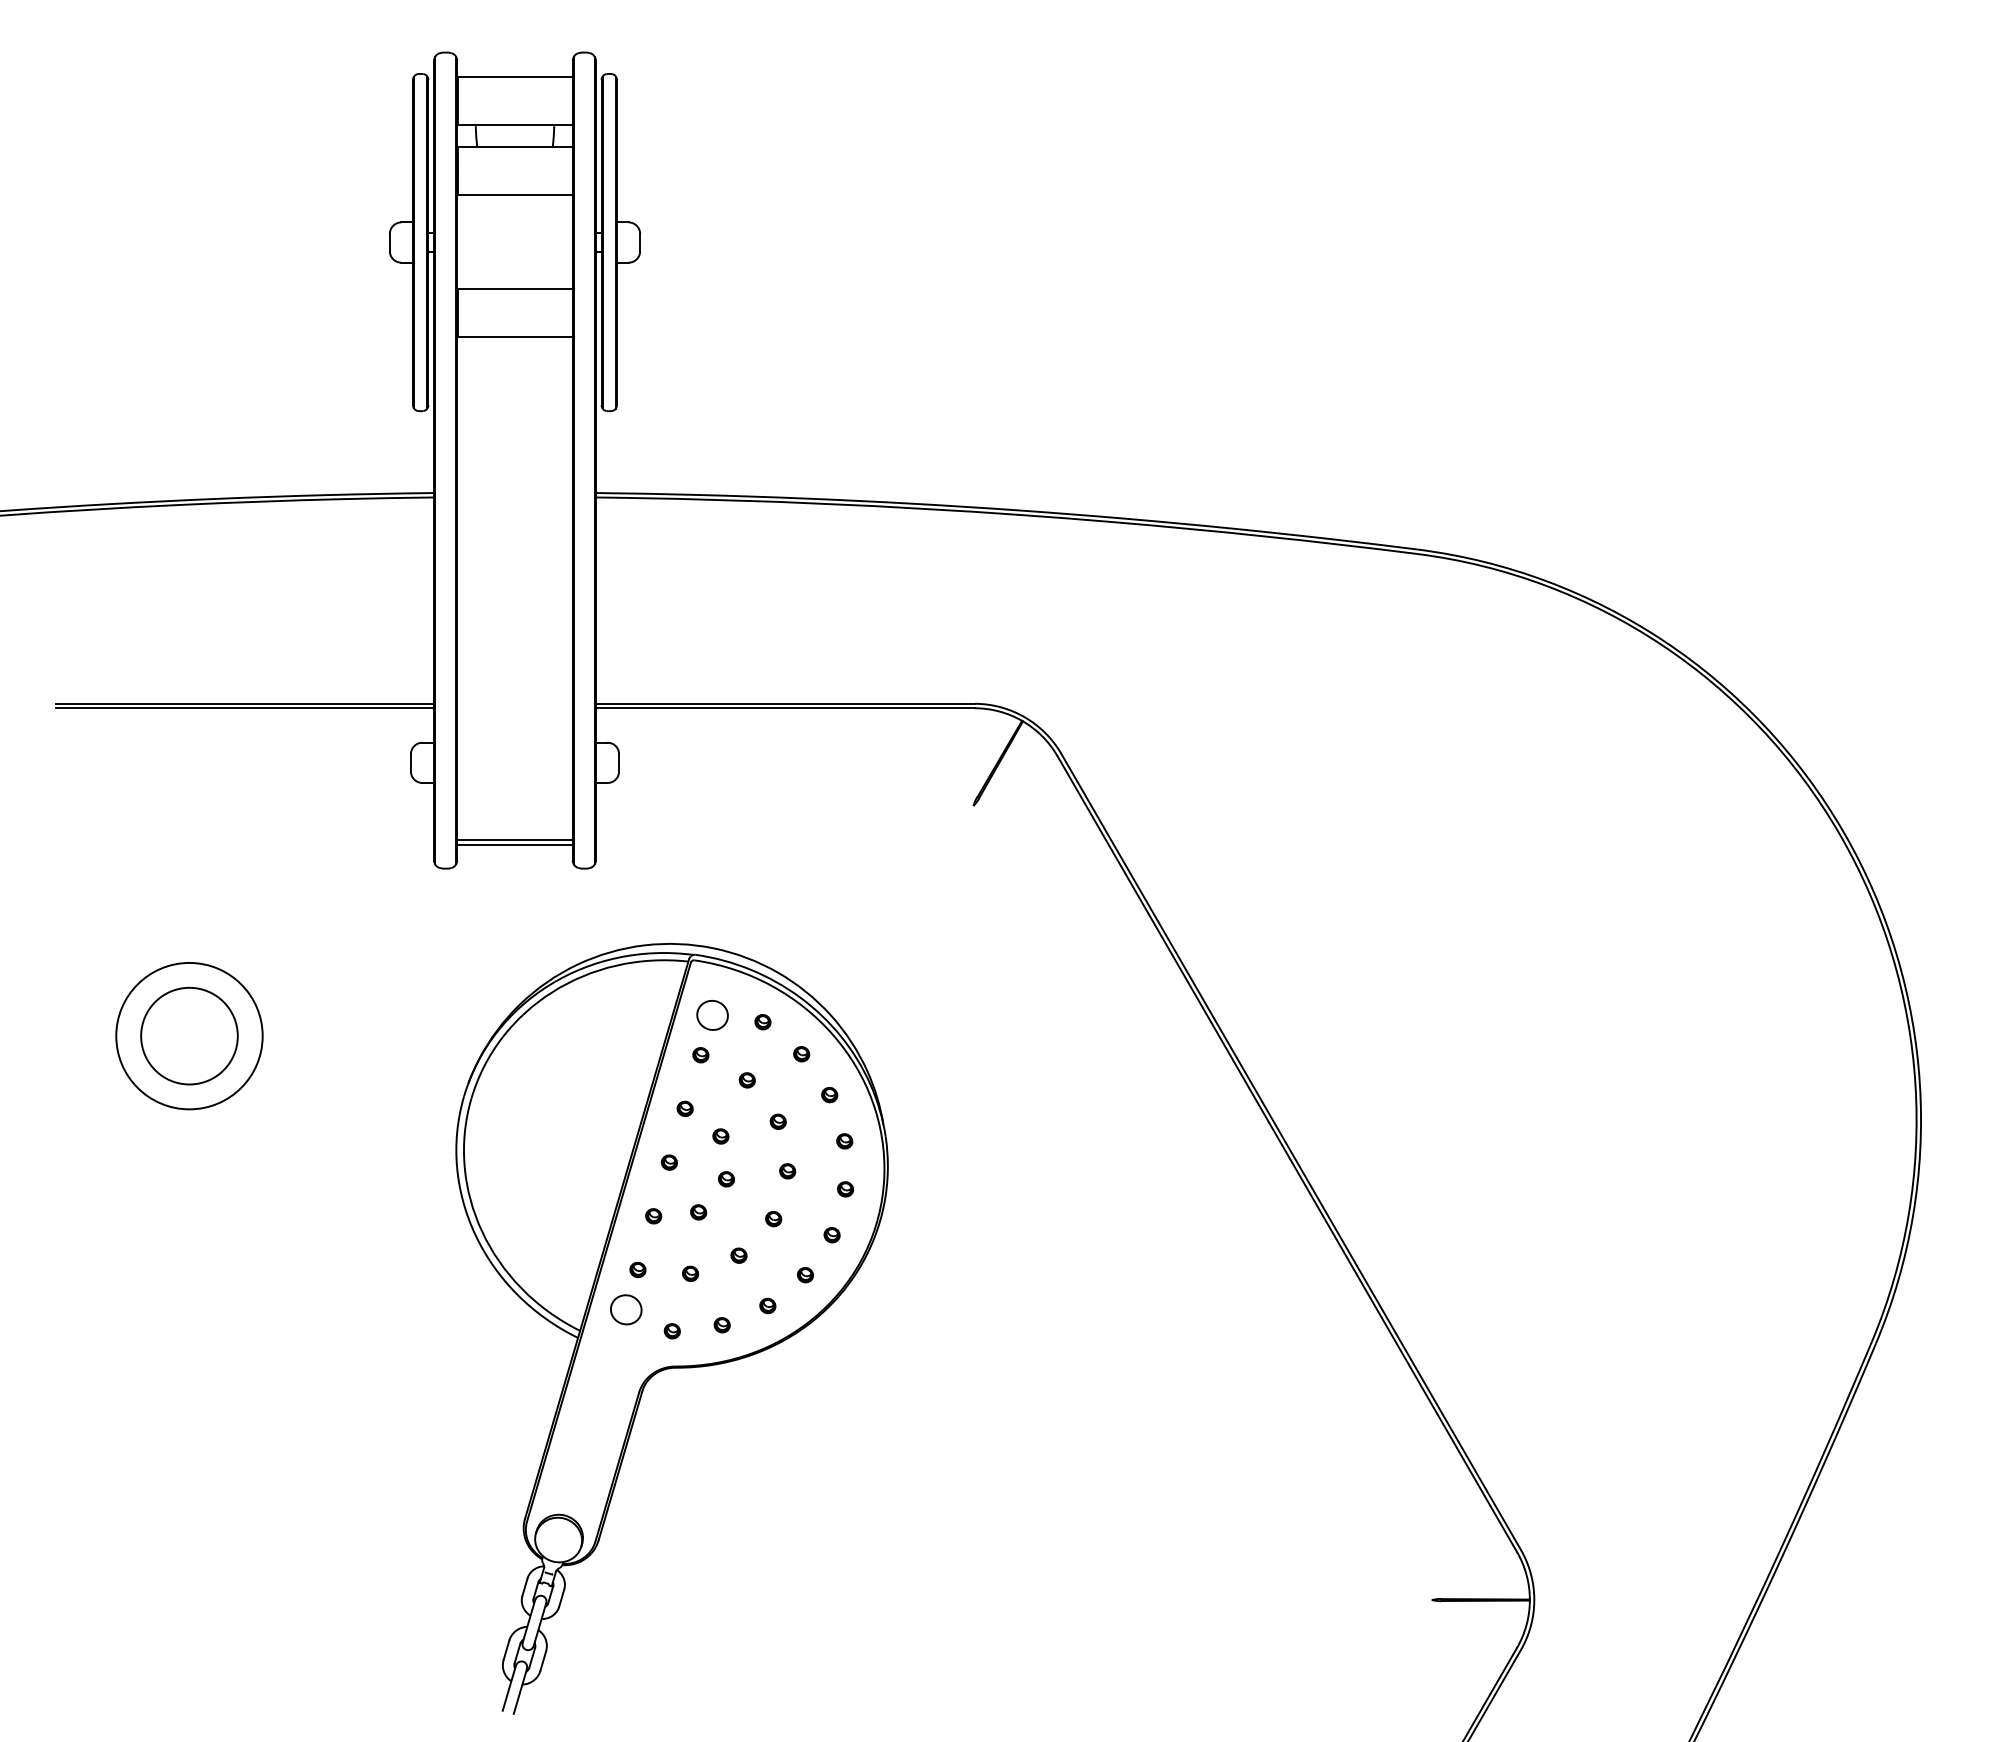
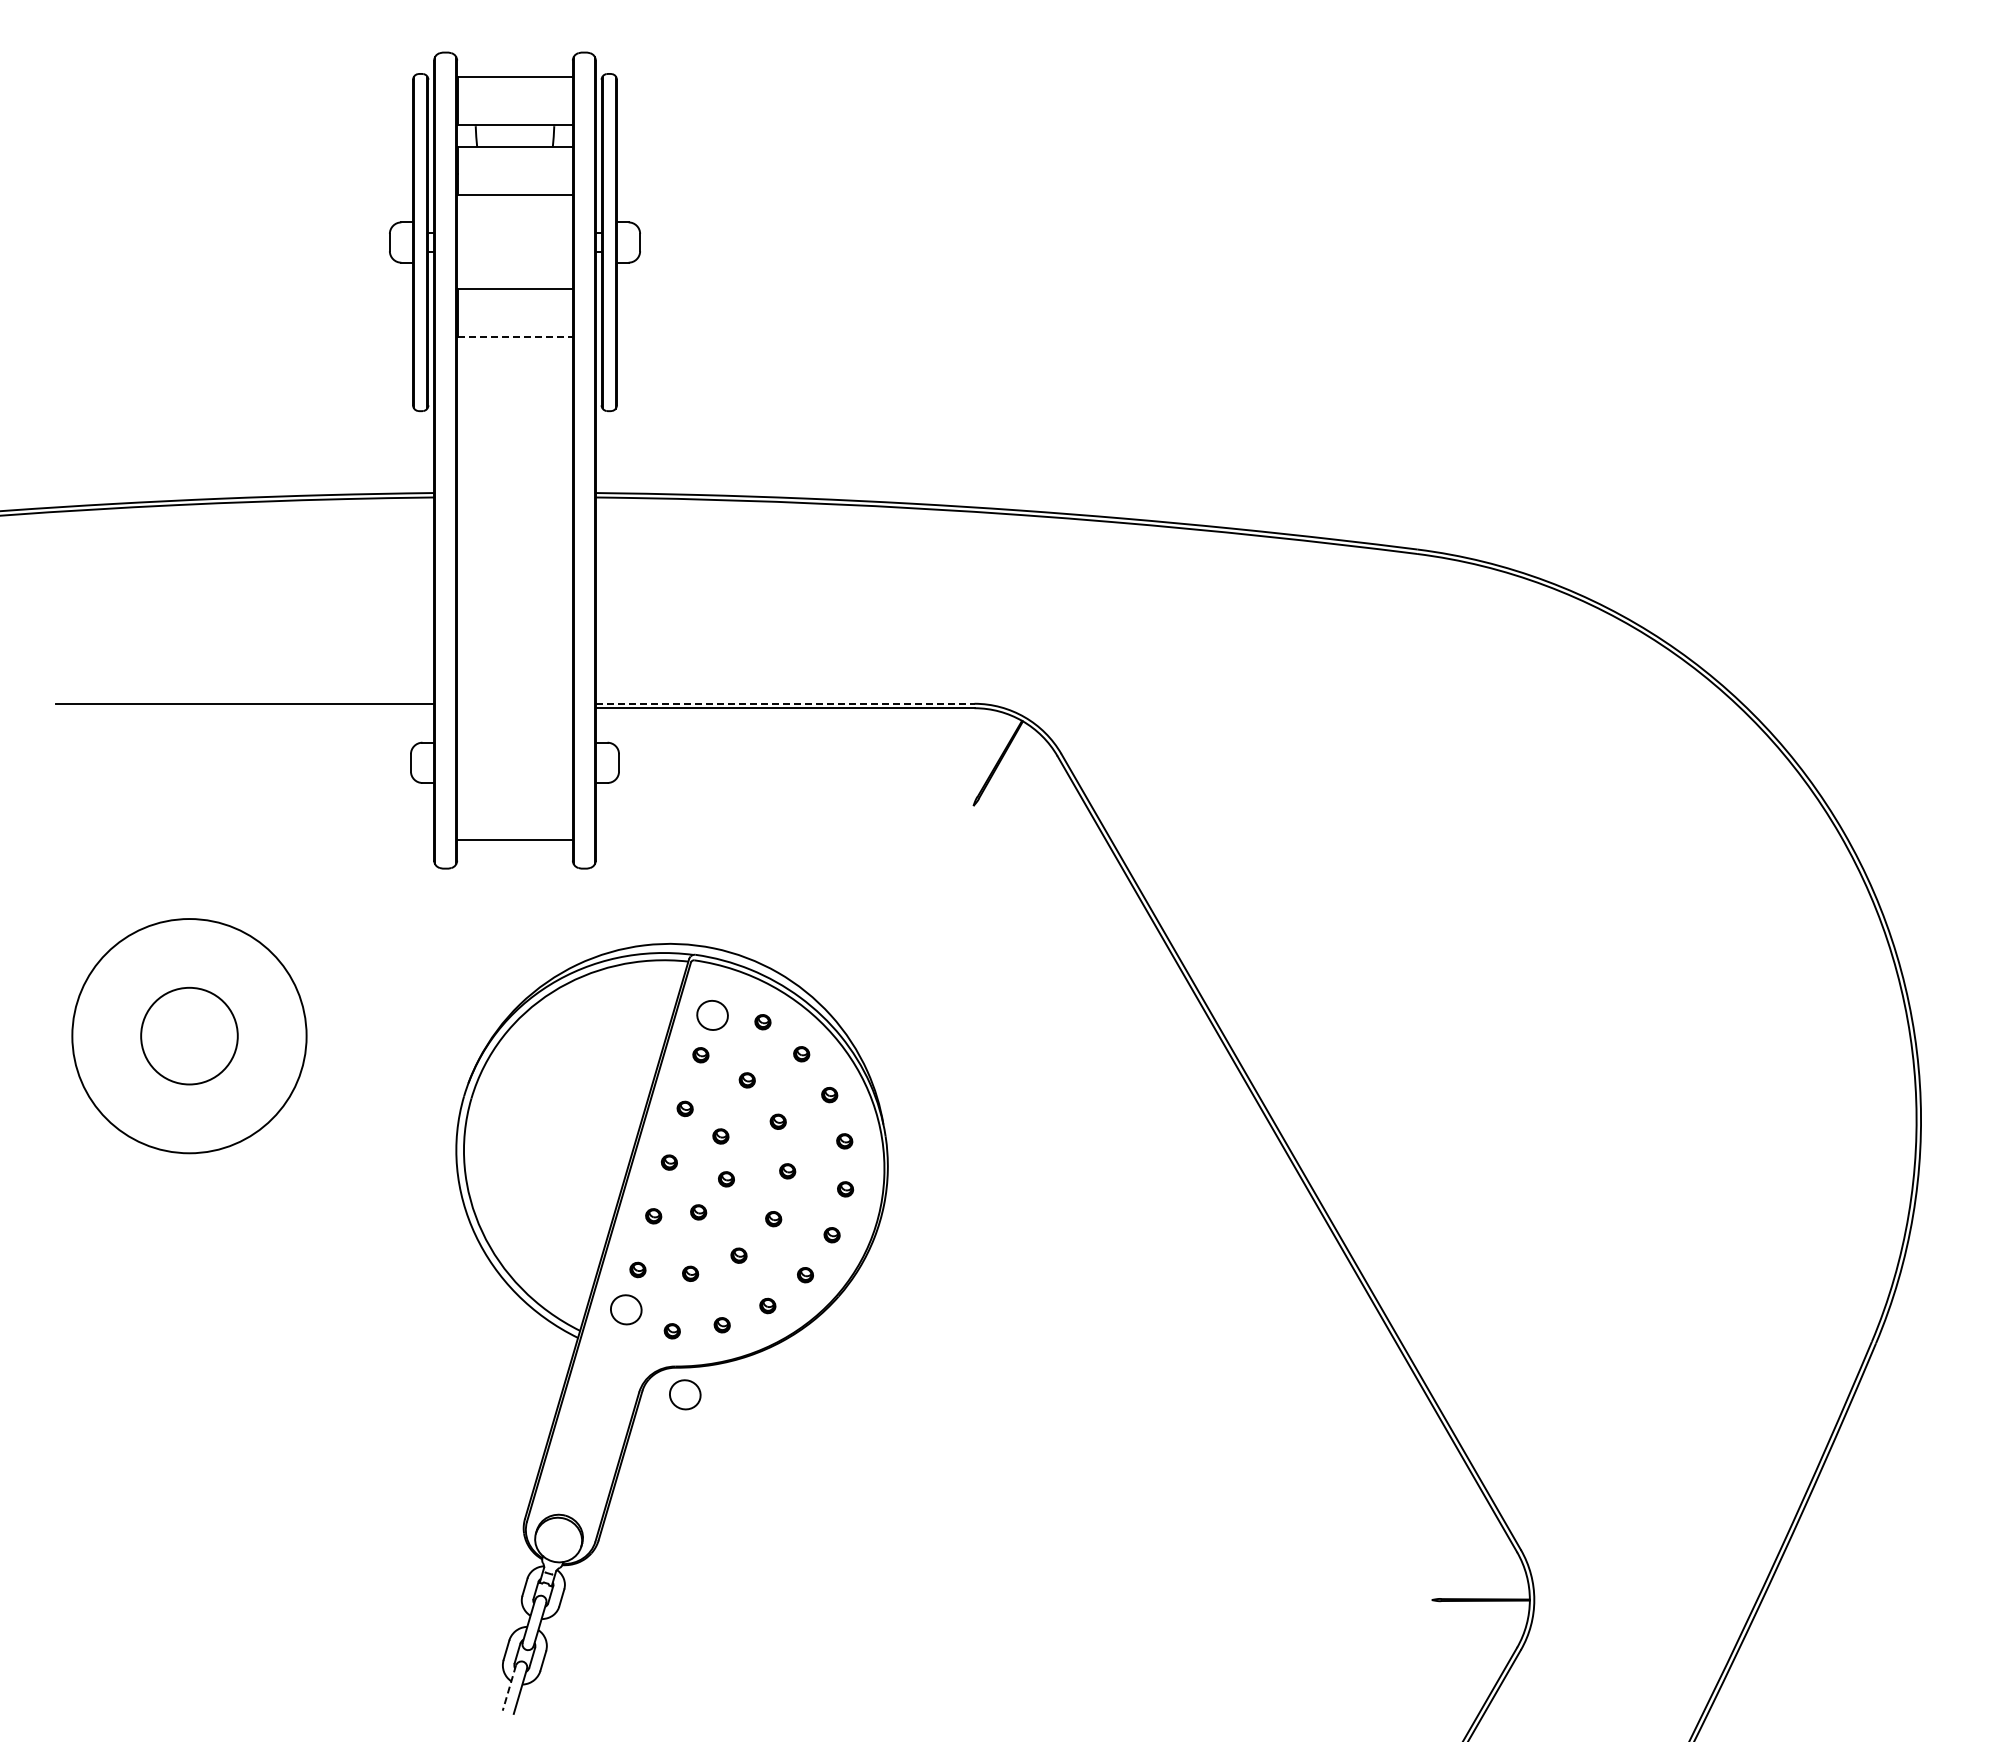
line: solid -> dashed (515, 337)
line: solid -> dashed (785, 703)
line: present -> none (244, 708)
line: present -> none (514, 845)
circle diameter: 146 px -> 234 px (189, 1036)
part: none -> present (685, 1394)
line: solid -> dashed (509, 1688)
